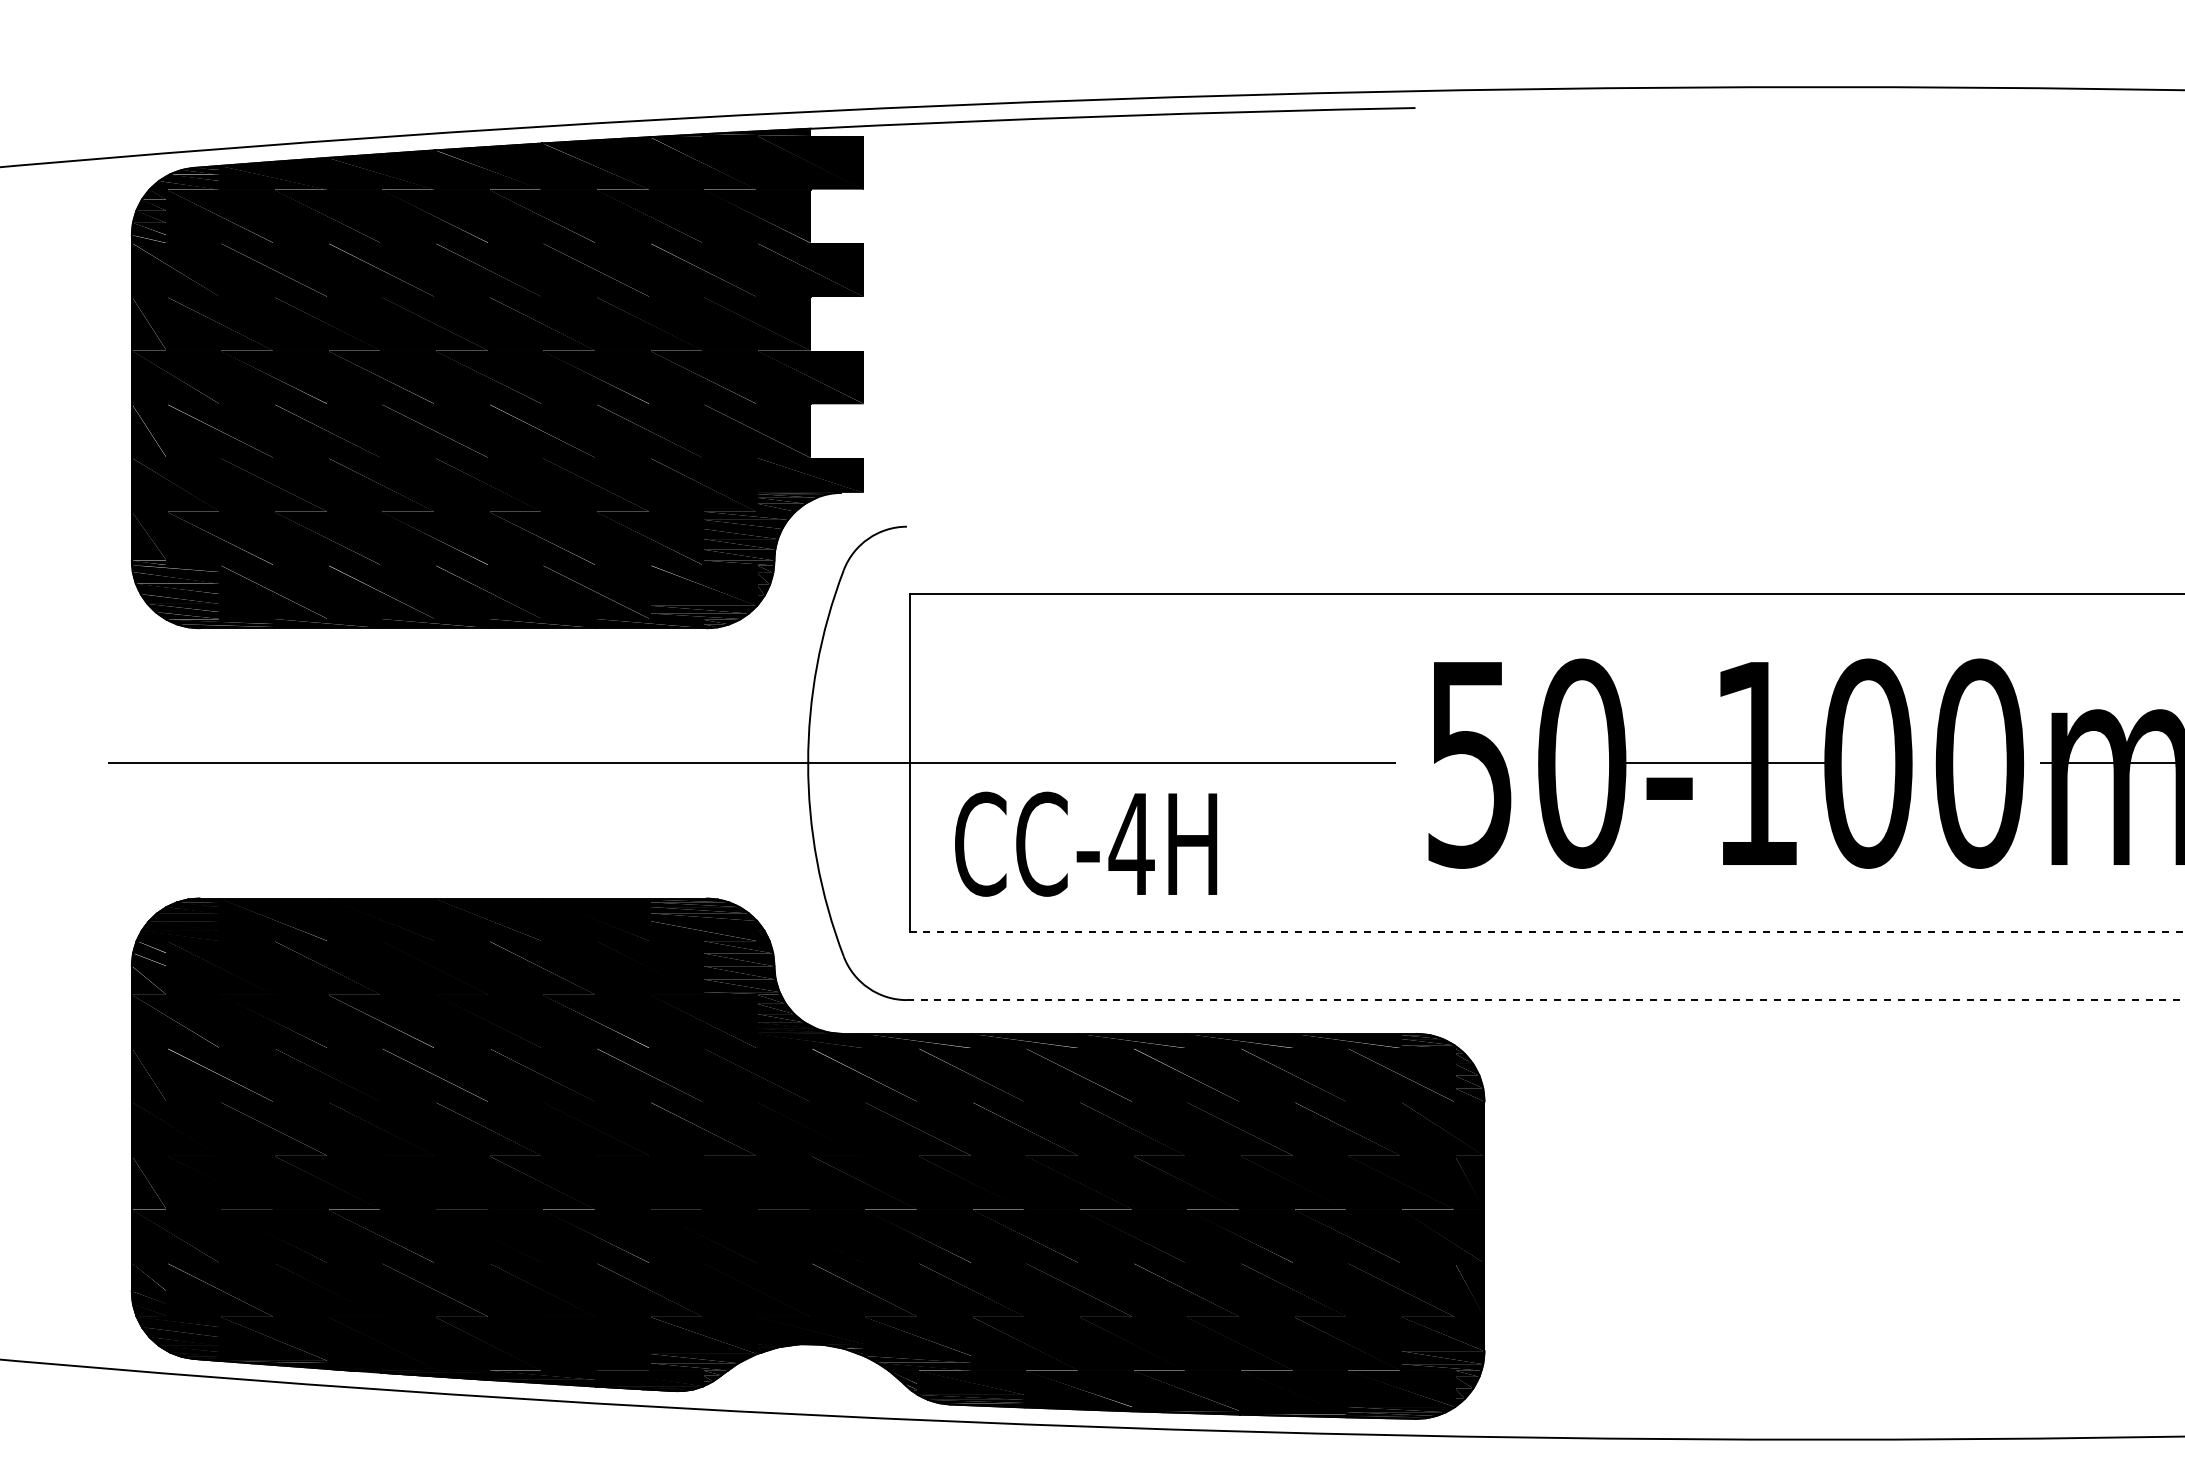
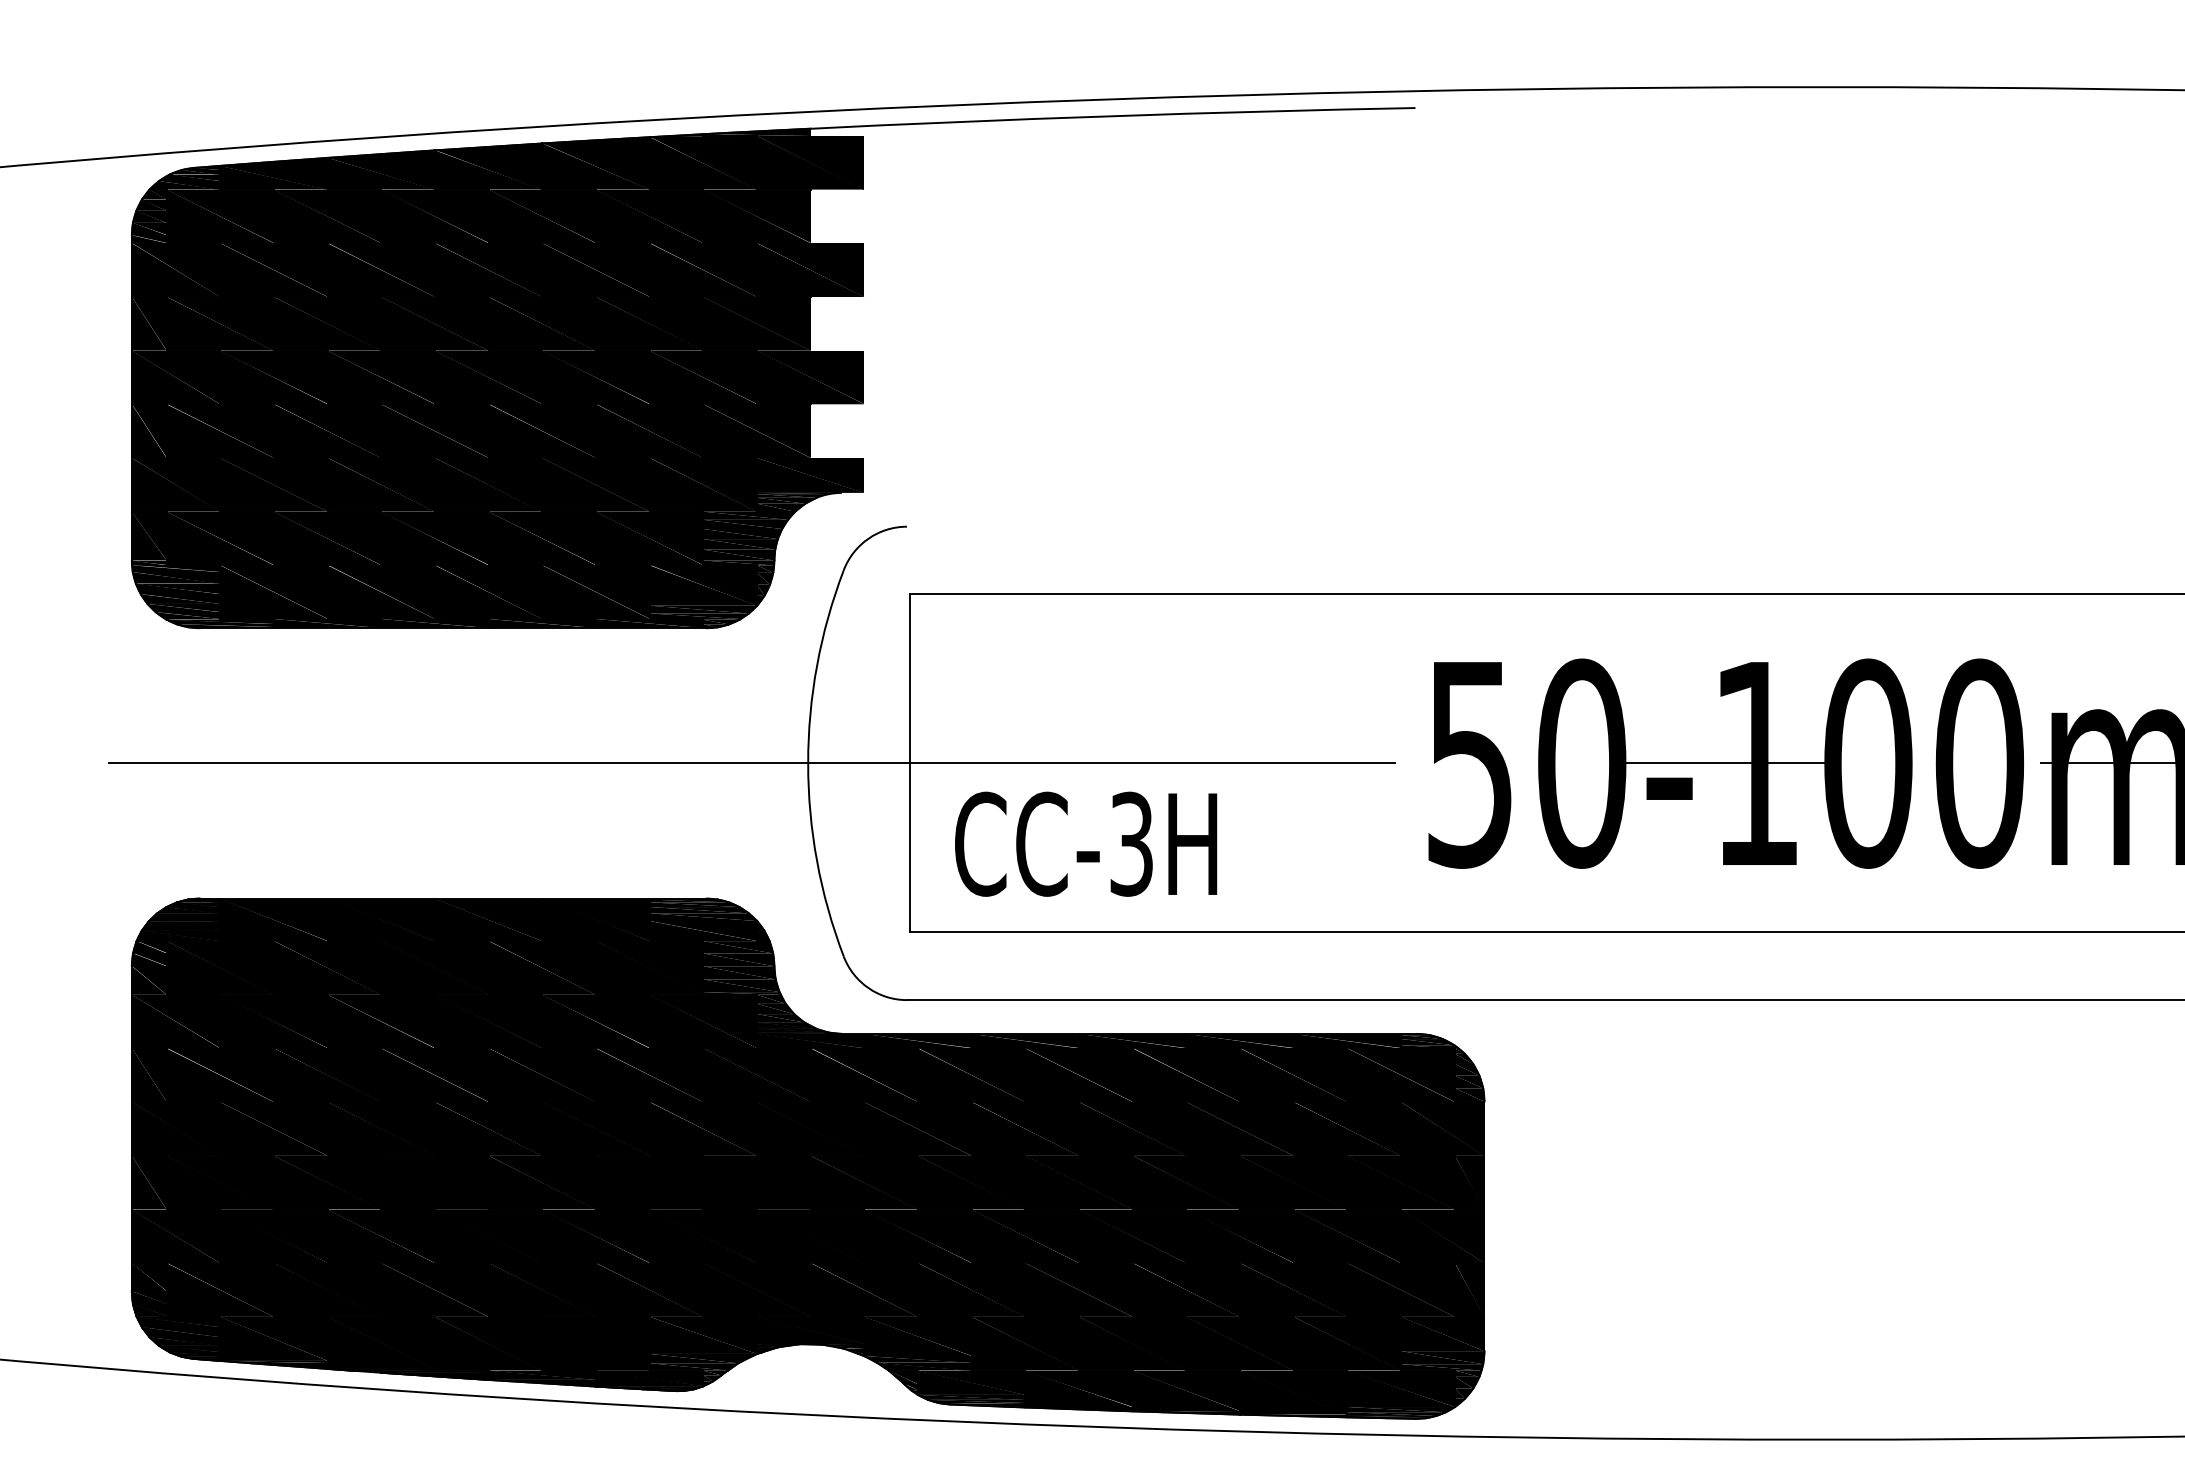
text: CC-4H -> CC-3H (1131, 843)
line: dashed -> solid (1547, 932)
line: dashed -> solid (1545, 1000)
